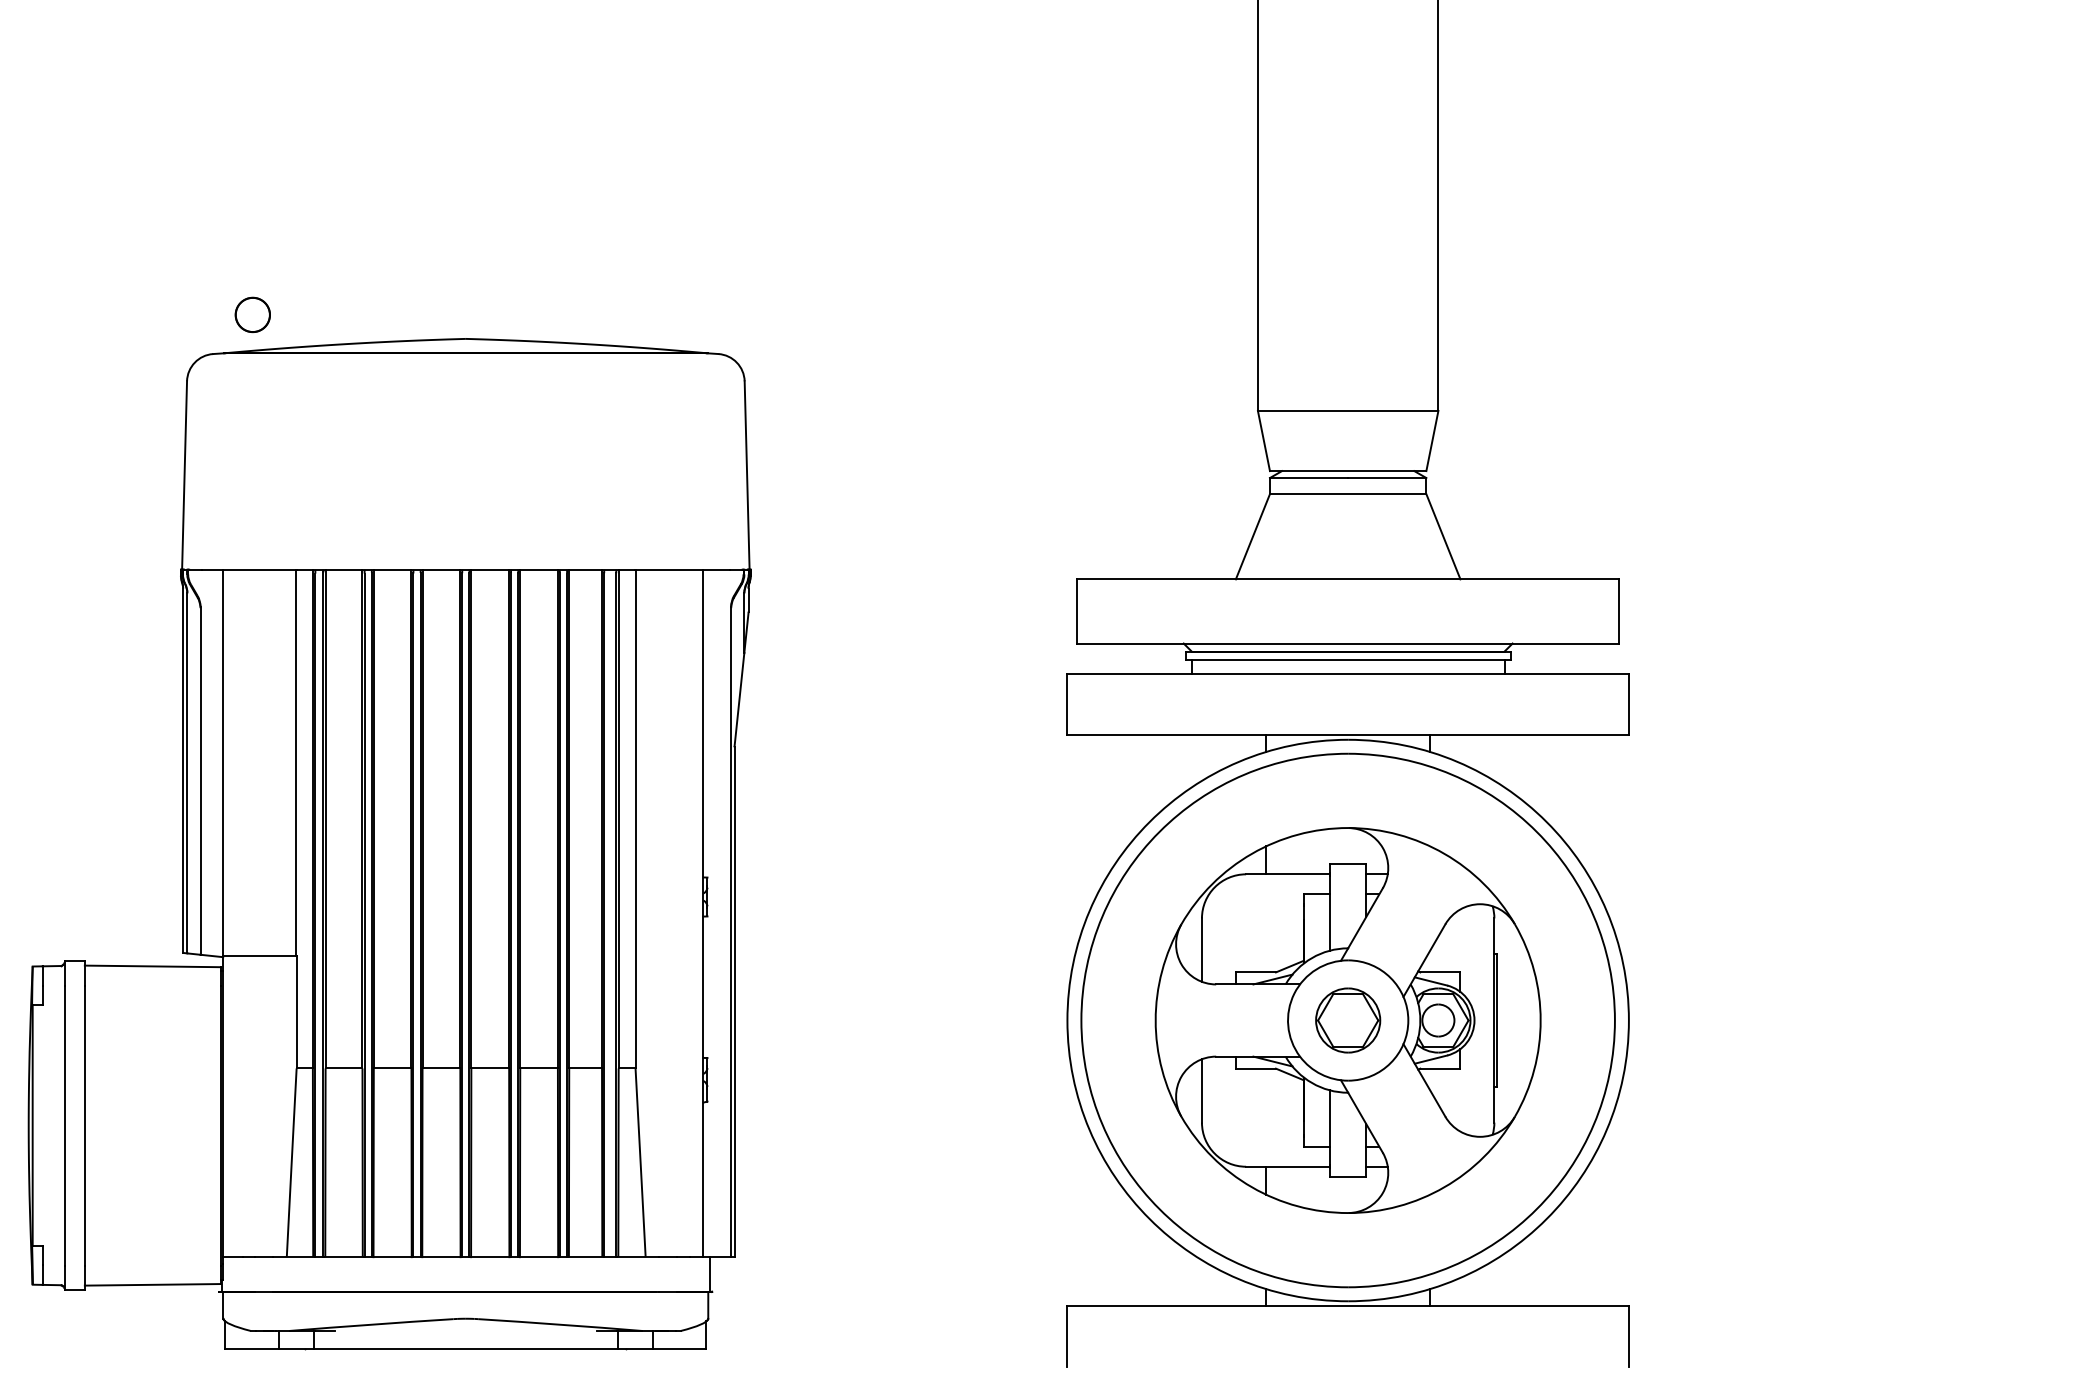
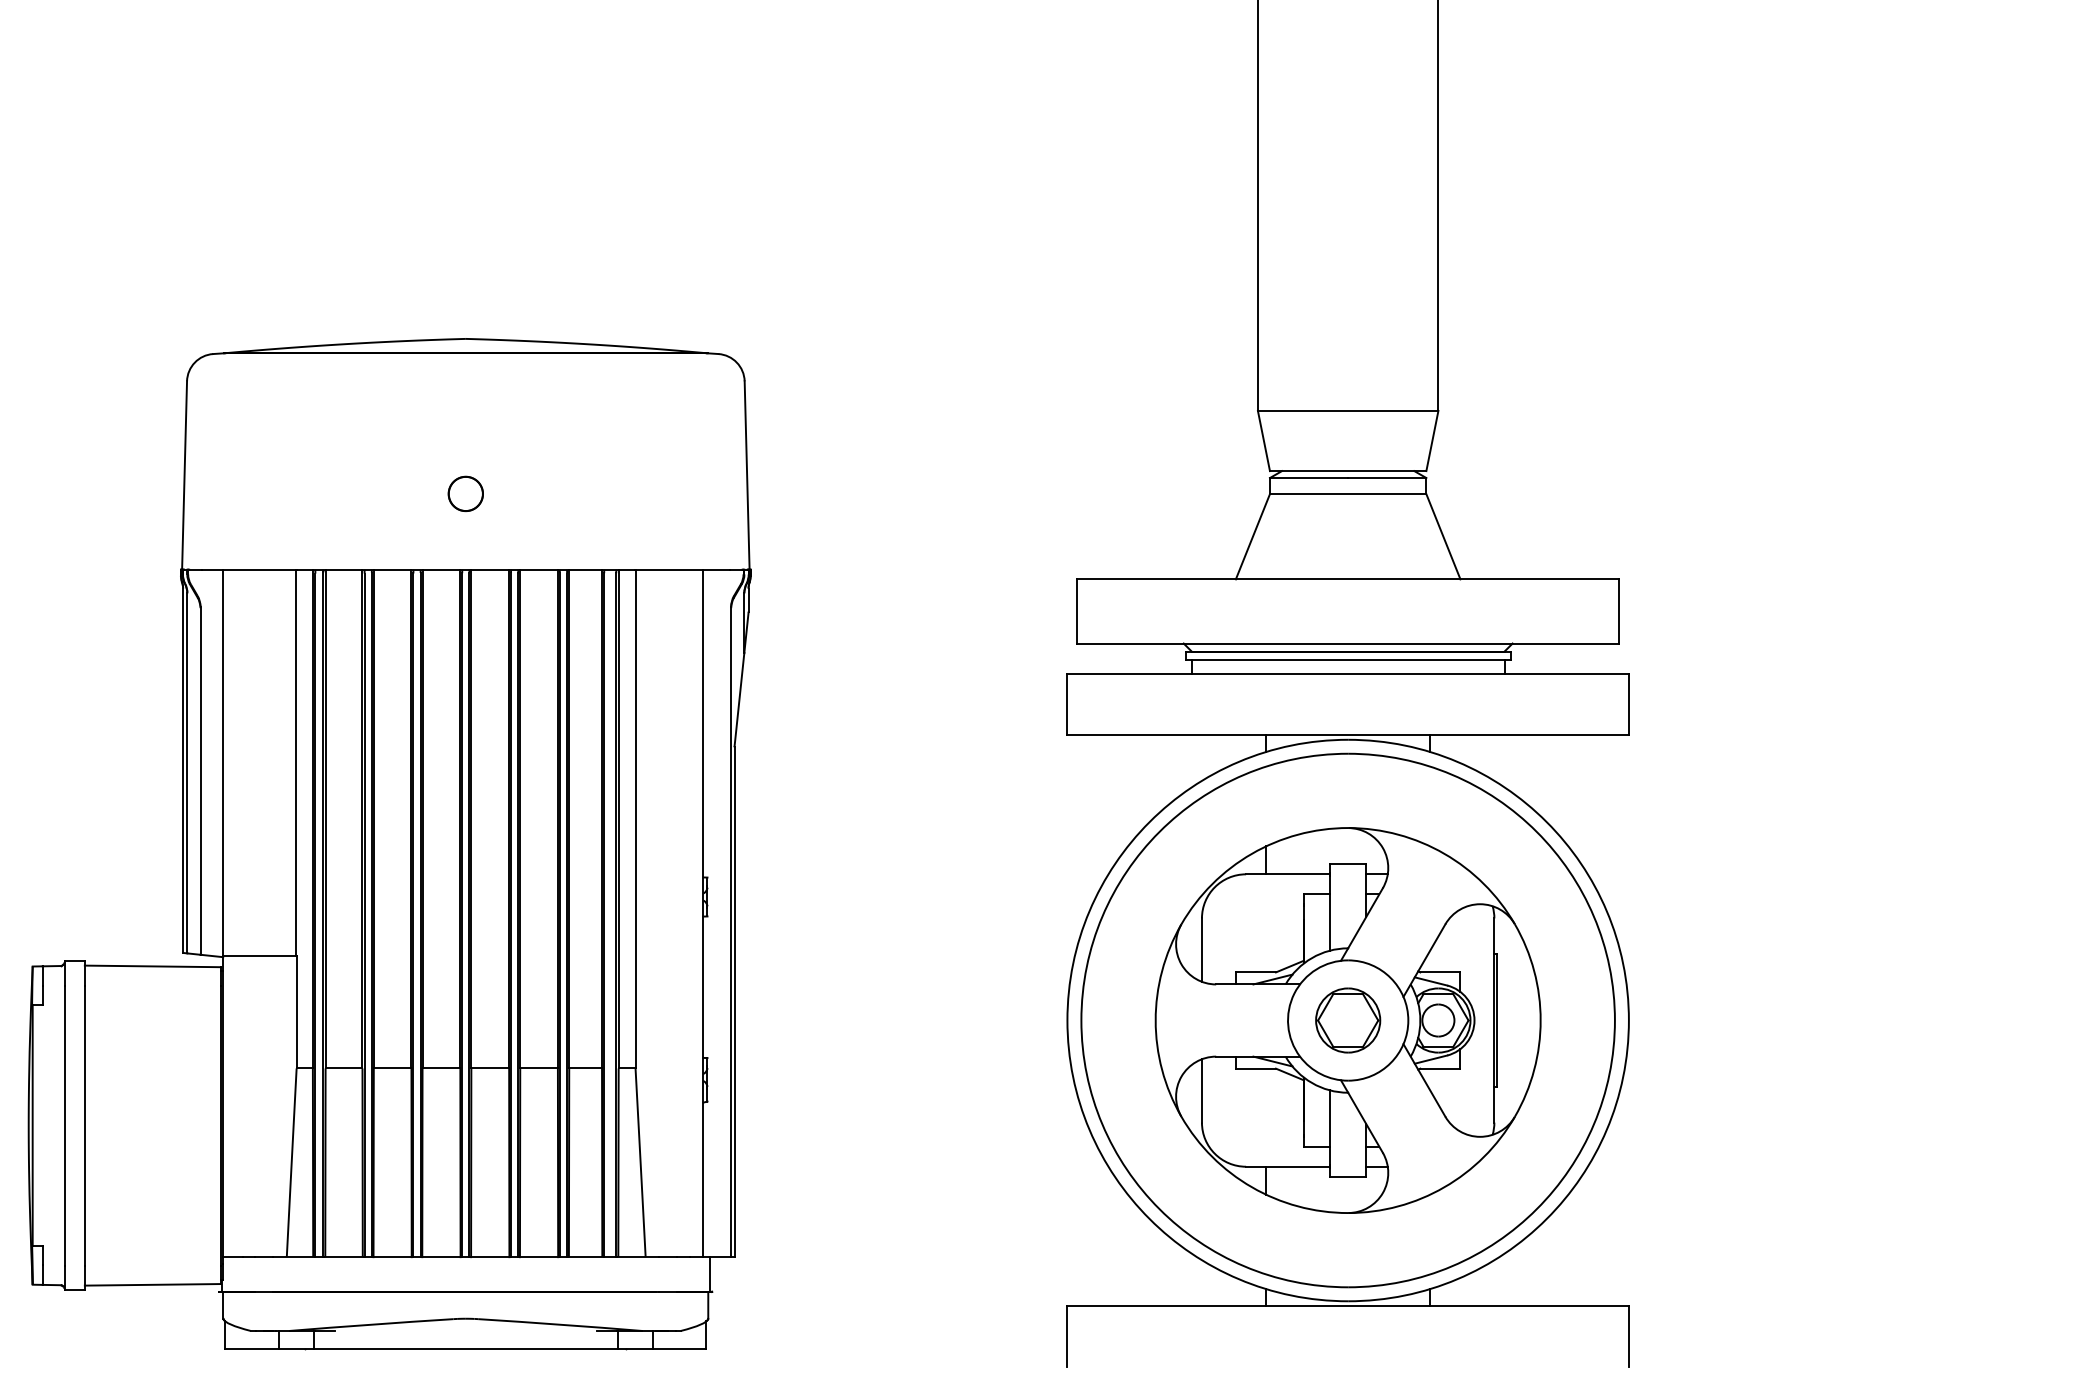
circle position: (252, 314) -> (465, 493) (465, 493)
